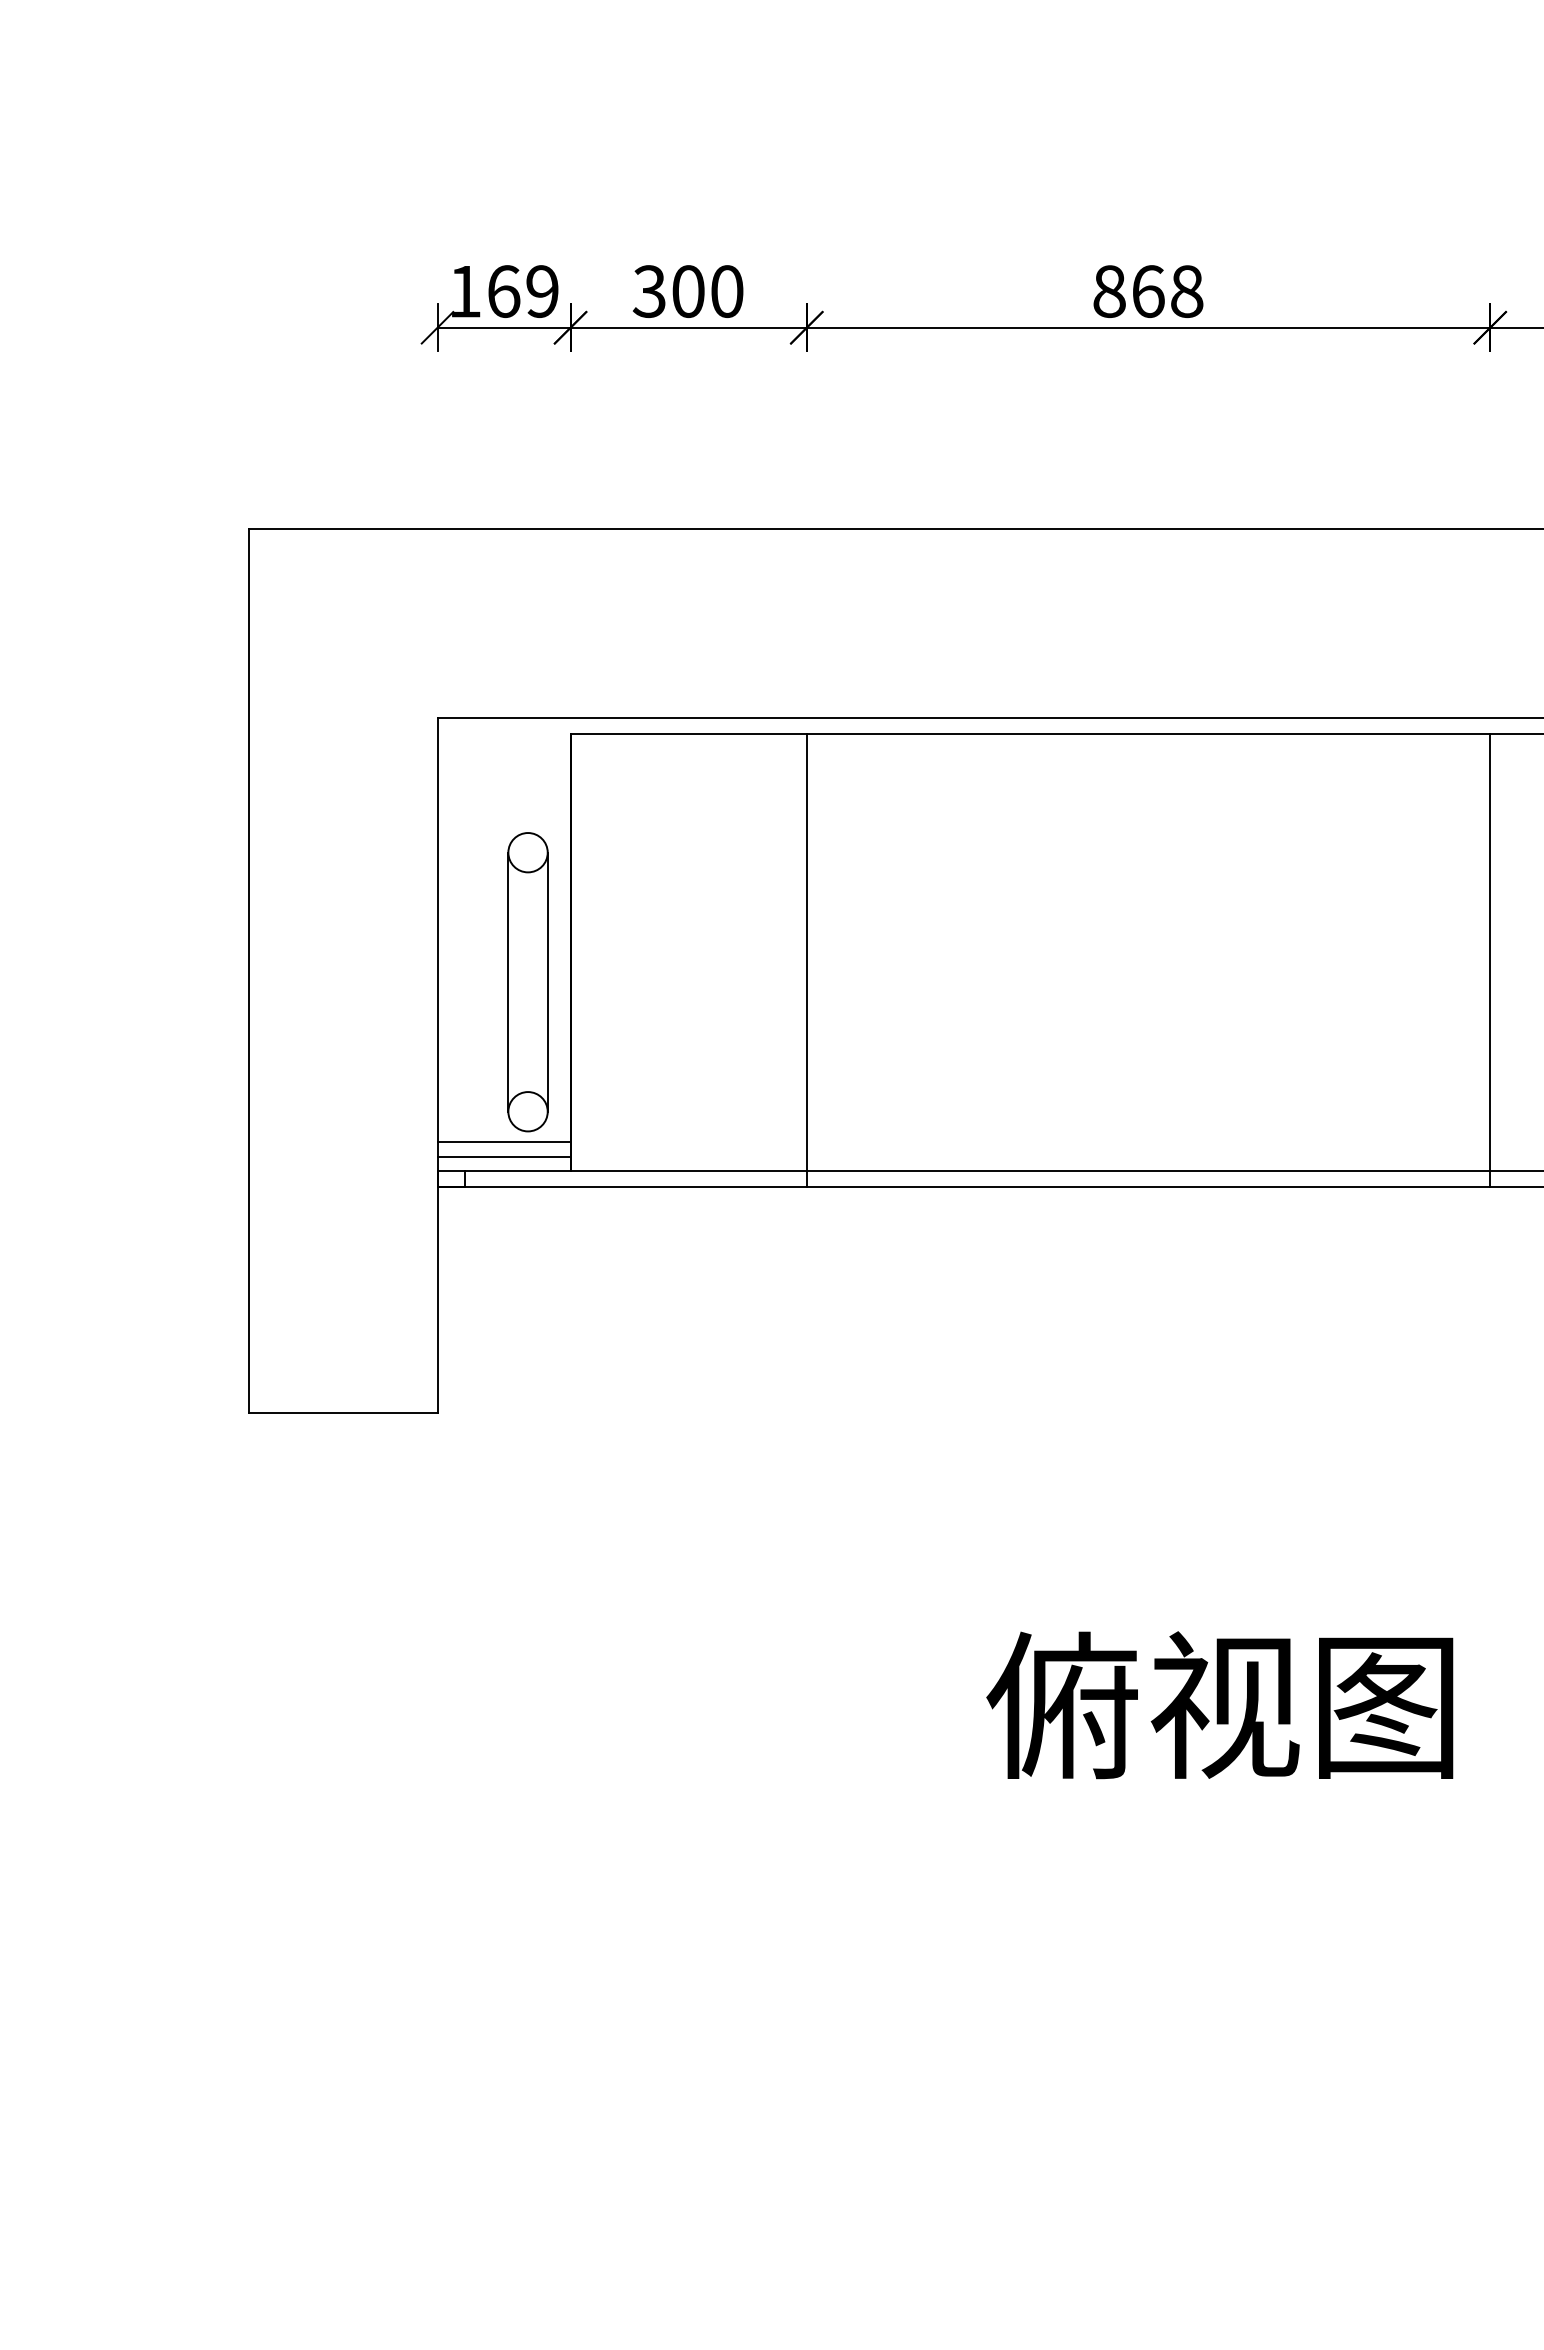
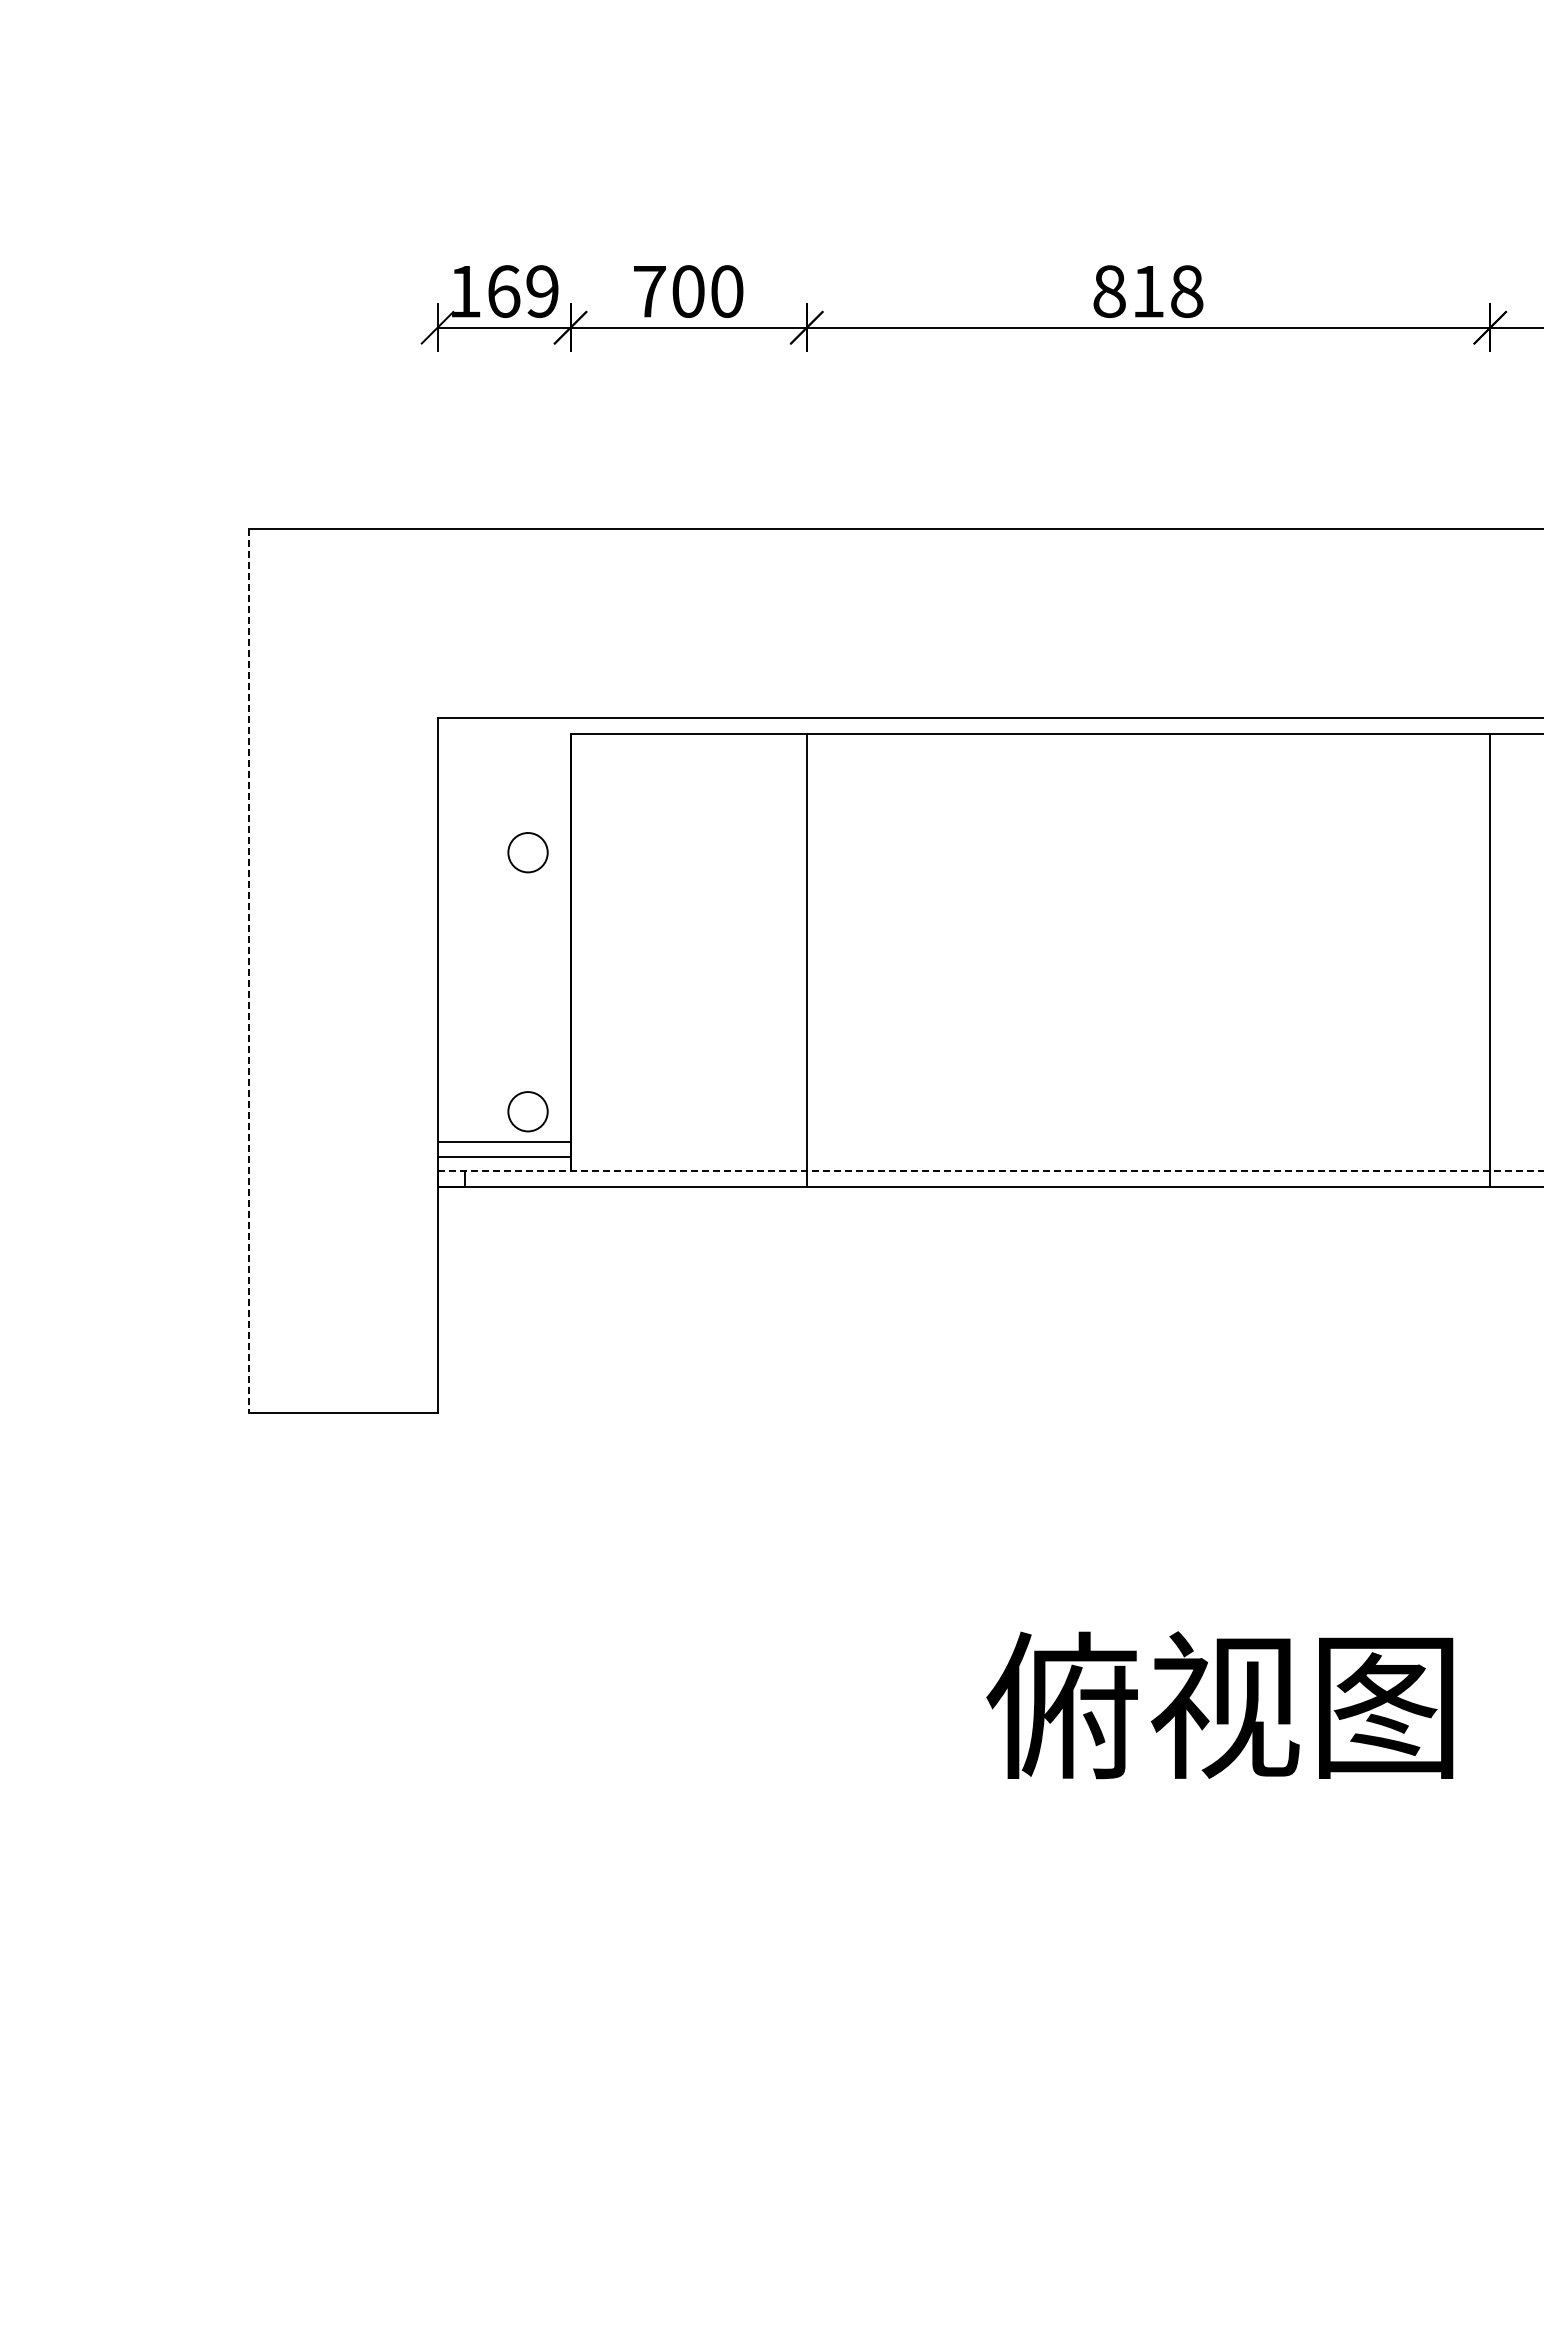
text: 300 -> 700 (648, 291)
text: 868 -> 818 (1148, 291)
line: solid -> dashed (248, 971)
line: present -> none (508, 981)
line: present -> none (547, 981)
line: solid -> dashed (990, 1170)
